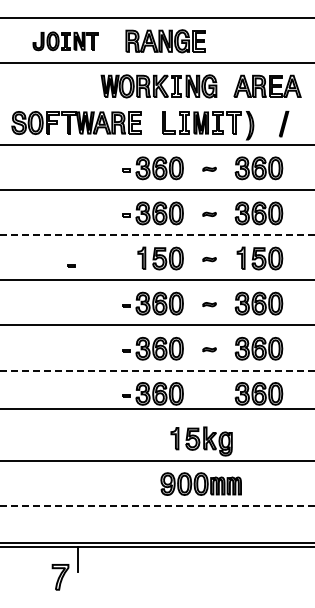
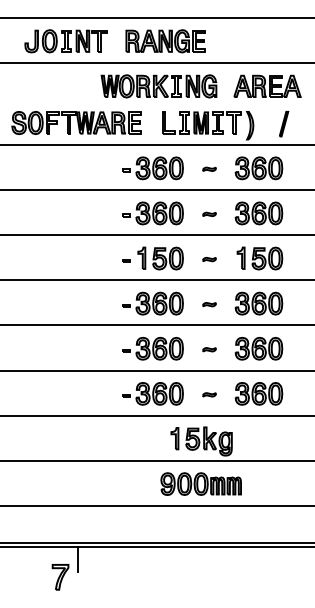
part size: 67x21 px -> 84x25 px (65, 41)
line: dashed -> solid (158, 235)
part position: (71, 265) -> (126, 260) (126, 260)
line: dashed -> solid (158, 370)
part: none -> present (209, 394)
line position: (156, 408) -> (156, 415) (156, 415)
line: dashed -> solid (158, 505)
